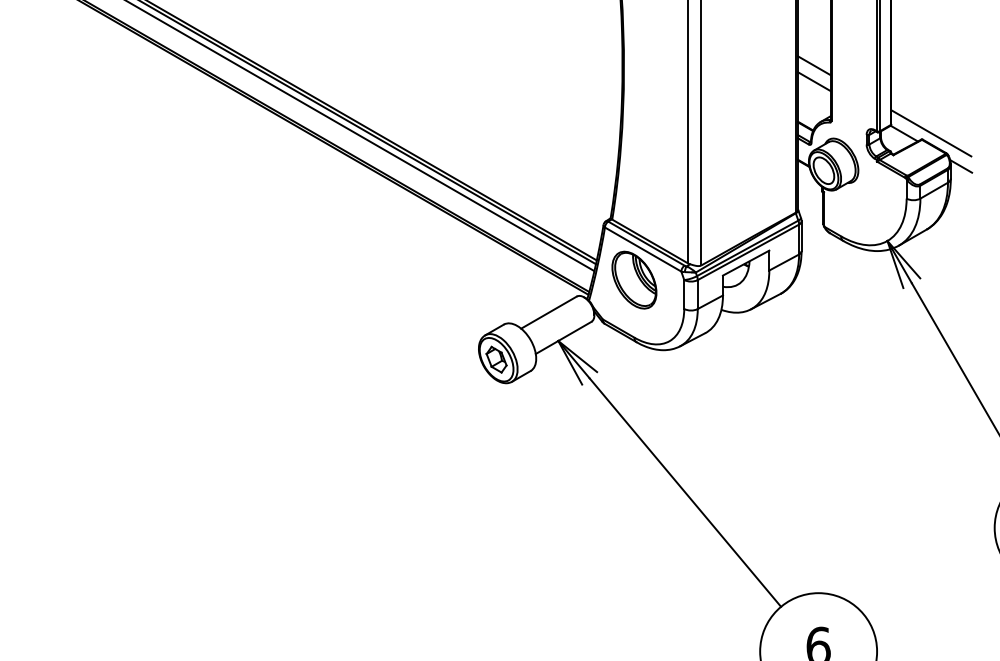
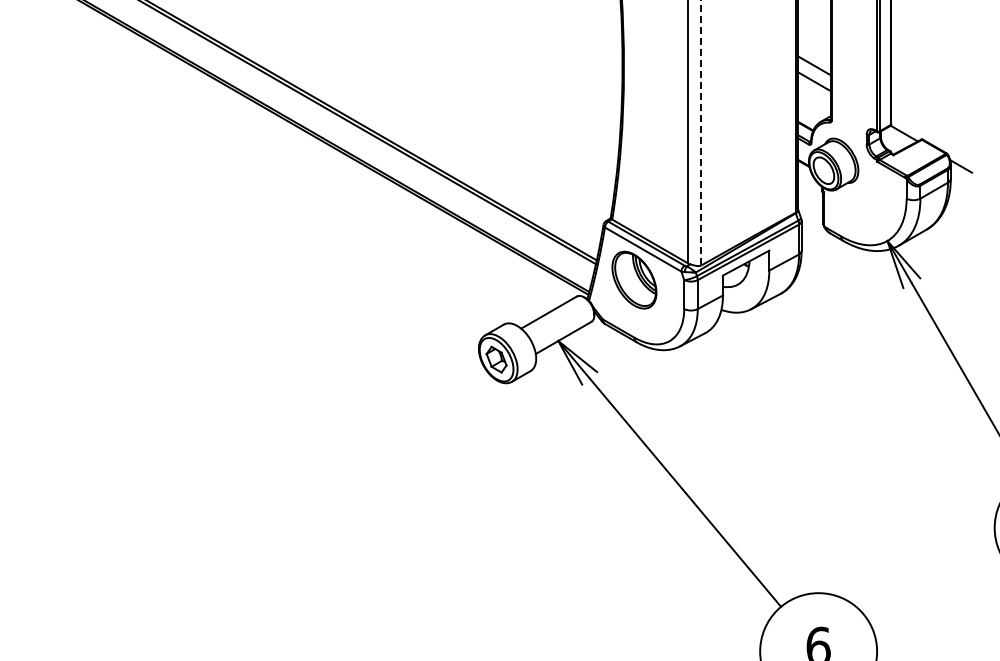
line: solid -> dashed (701, 132)
line: present -> none (931, 133)
line: present -> none (361, 136)
